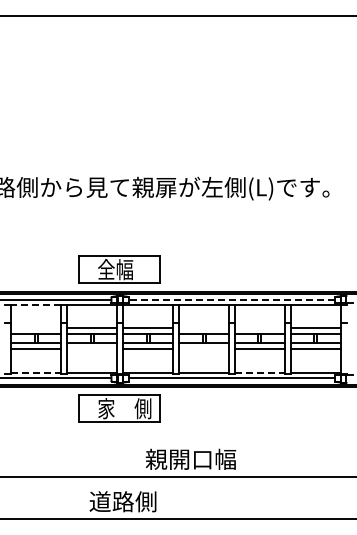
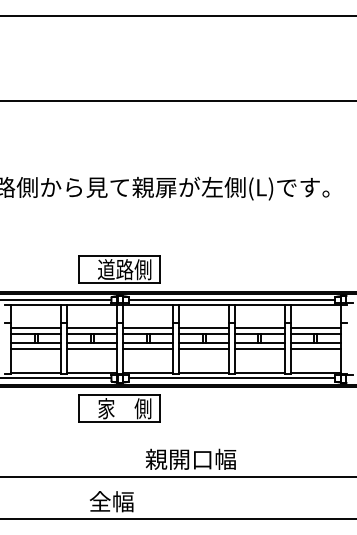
line: none -> present (177, 101)
text: 全幅 -> 道路側 (124, 269)
line: dashed -> solid (231, 300)
line: dashed -> solid (36, 305)
line: none -> present (36, 328)
line: none -> present (204, 328)
line: none -> present (259, 328)
line: none -> present (92, 348)
line: none -> present (204, 348)
line: dashed -> solid (36, 373)
line: dashed -> solid (259, 373)
text: 道路側 -> 全幅 (122, 501)
